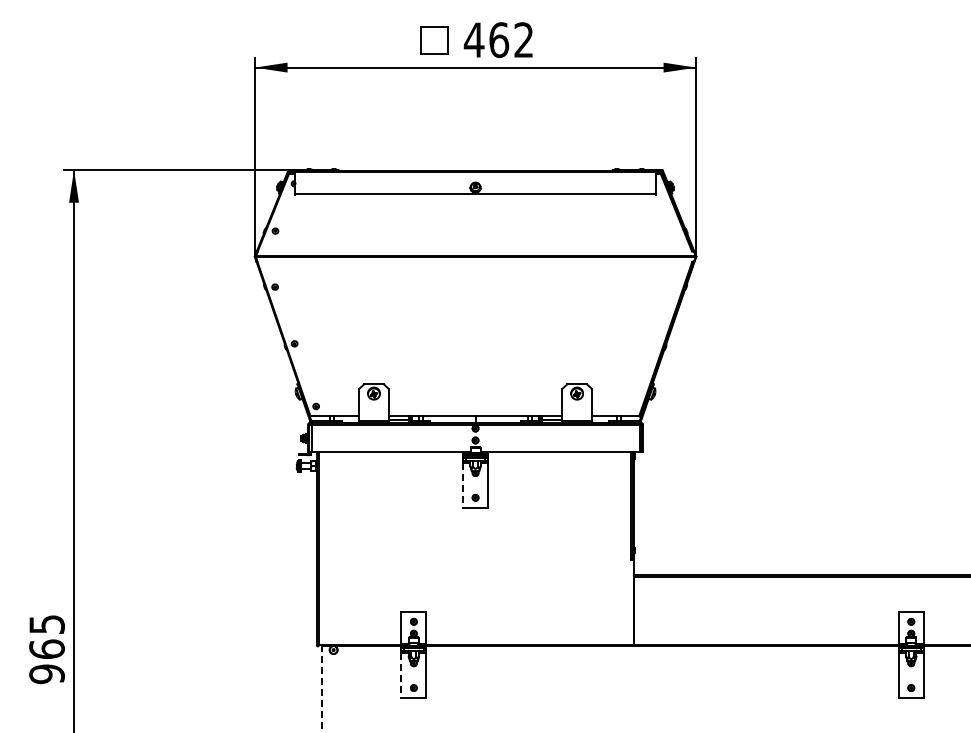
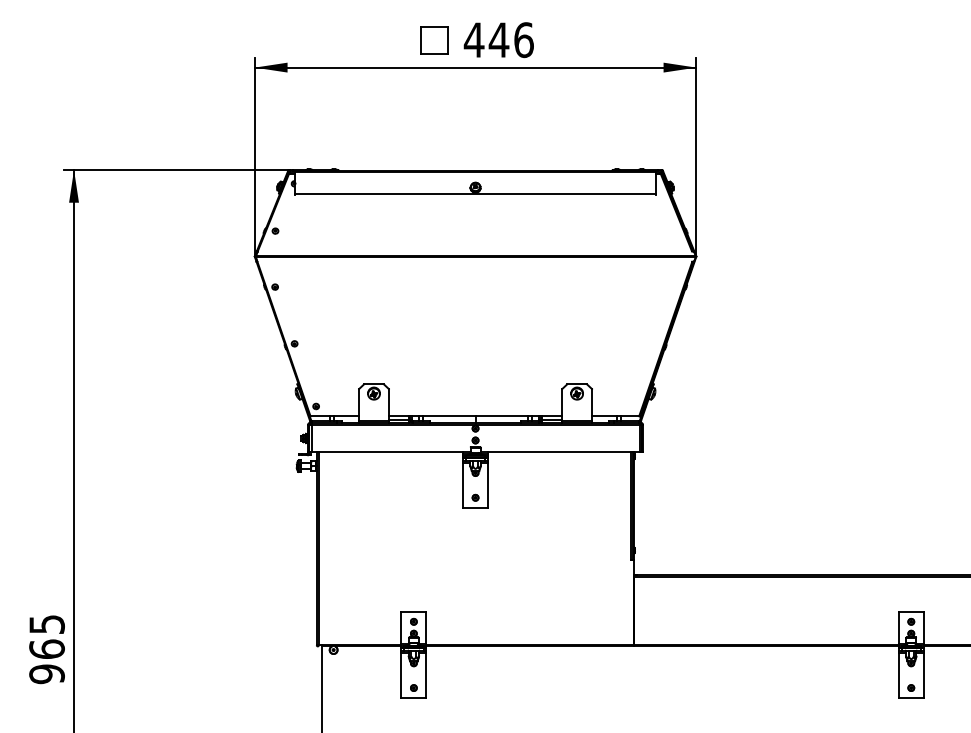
text: 462 -> 446 (510, 40)
line: dashed -> solid (462, 485)
line: dashed -> solid (401, 676)
line: dashed -> solid (321, 689)
